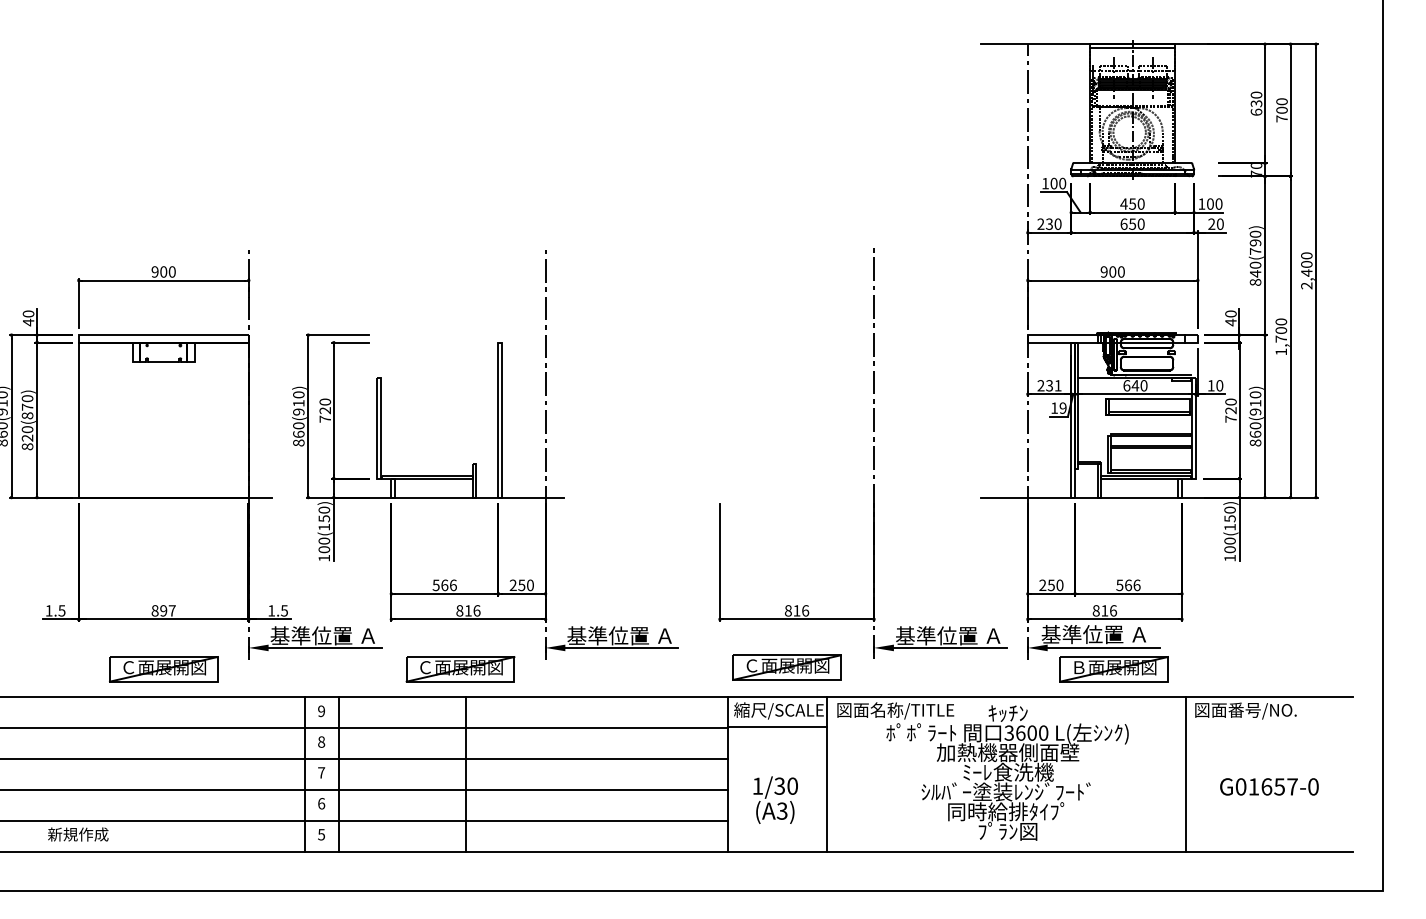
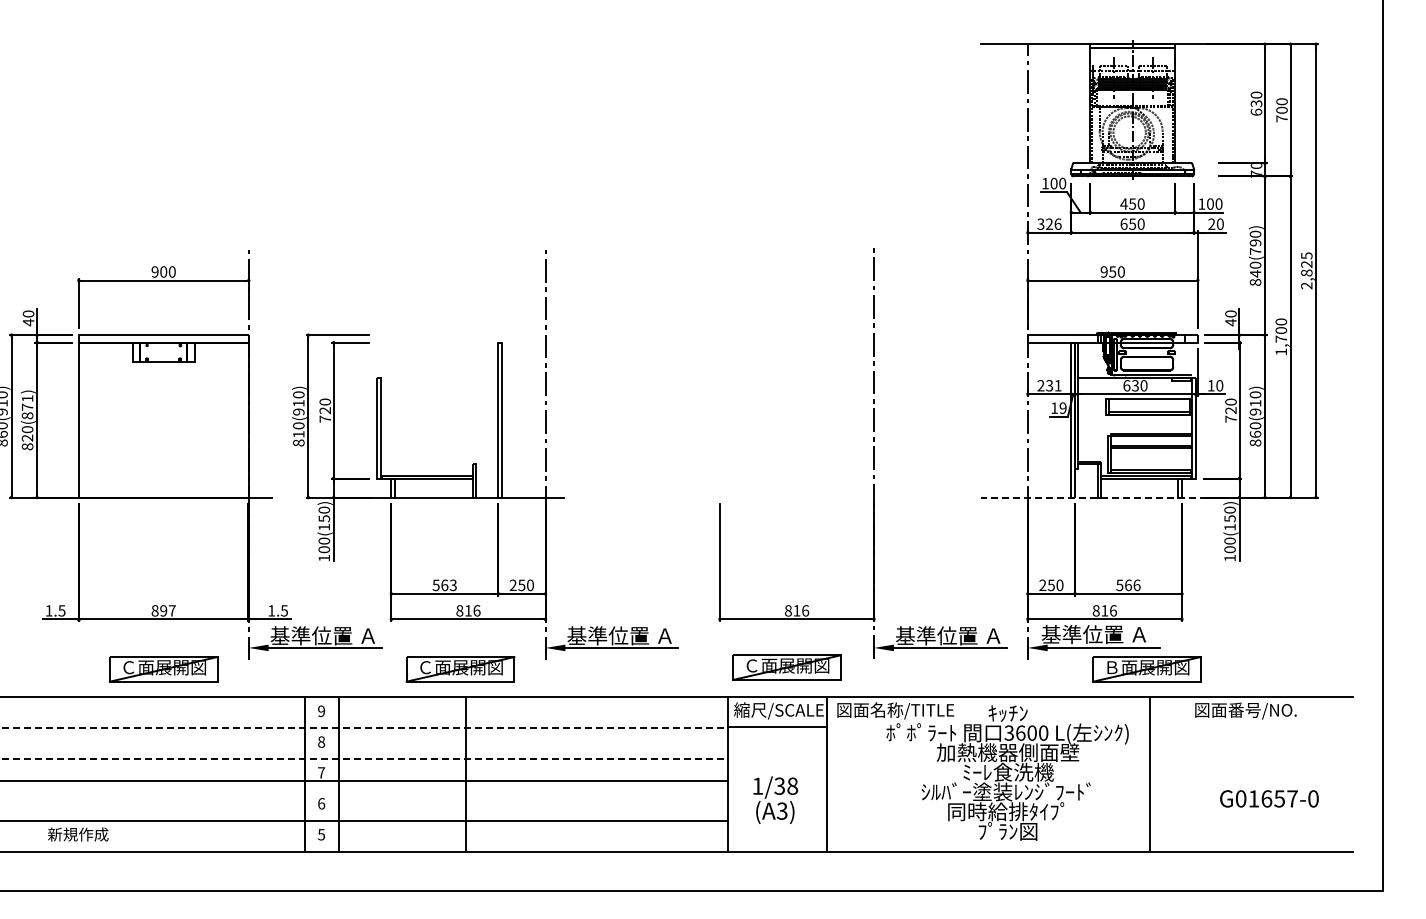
text: 230 -> 326 (1049, 223)
text: 2,400 -> 2,825 (1306, 264)
text: 900 -> 950 (1112, 271)
text: 640 -> 630 (1135, 385)
text: 820(870) -> 820(871) (27, 398)
text: 860(910) -> 810(910) (298, 433)
line: solid -> dashed (1110, 497)
text: 566 -> 563 (452, 585)
part position: (1113, 669) -> (1146, 669) (1146, 669)
line: solid -> dashed (364, 728)
line: solid -> dashed (364, 758)
line position: (1186, 774) -> (1150, 774) (1150, 774)
text: 1/30 -> 1/38 (792, 786)
text position: (1269, 786) -> (1269, 798) (1269, 798)
line position: (365, 789) -> (365, 780) (365, 780)
